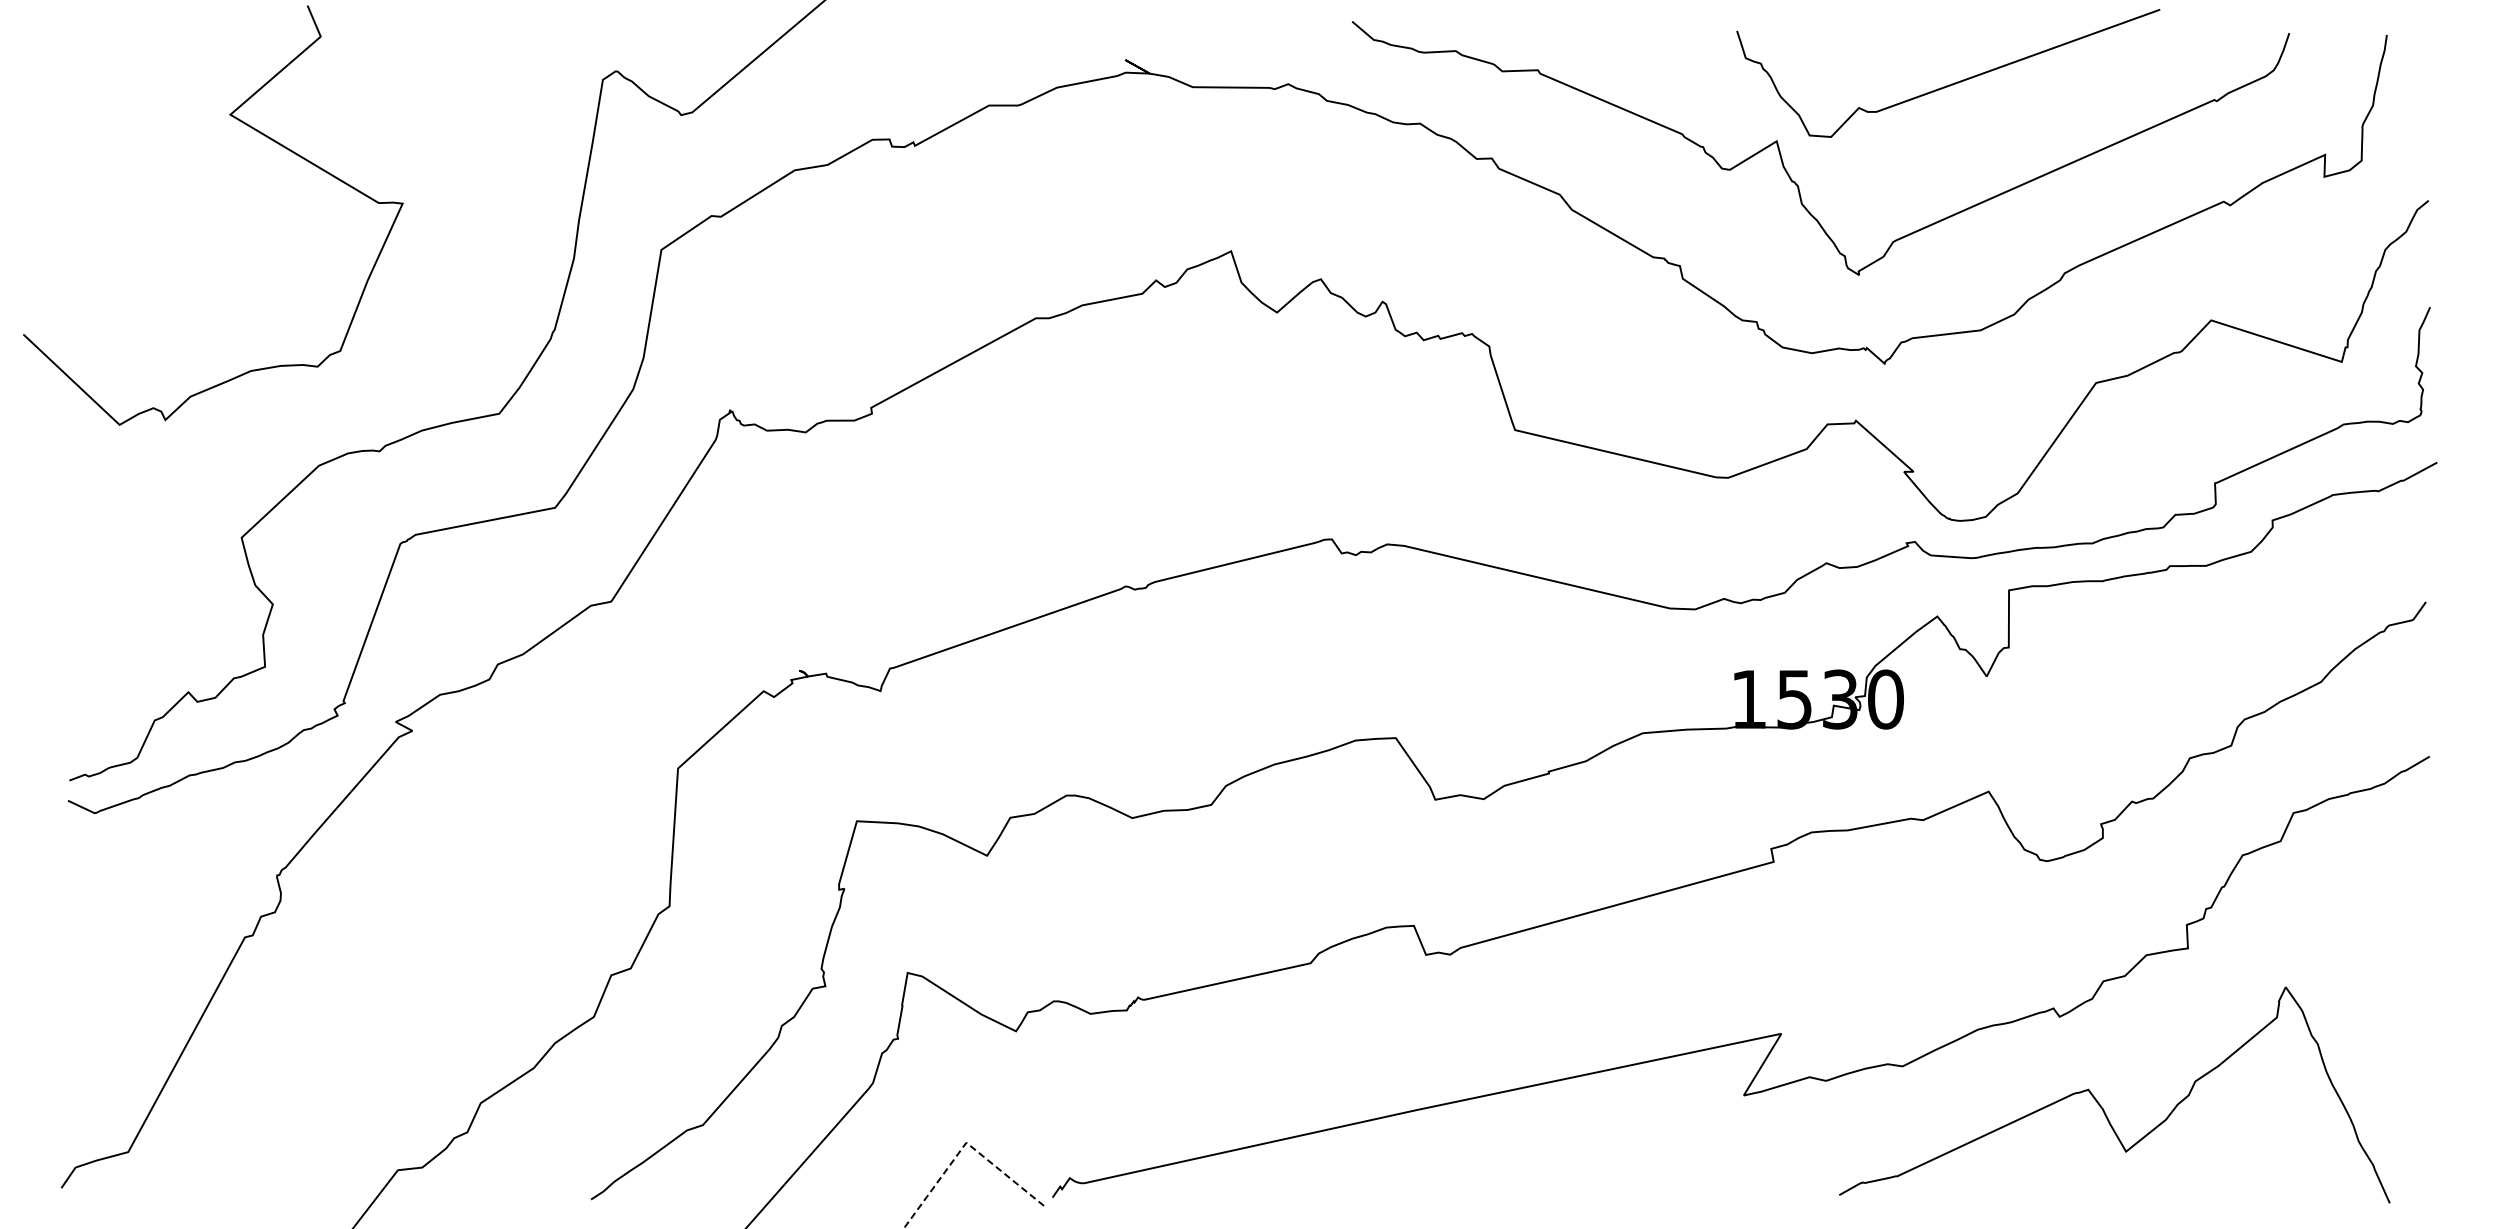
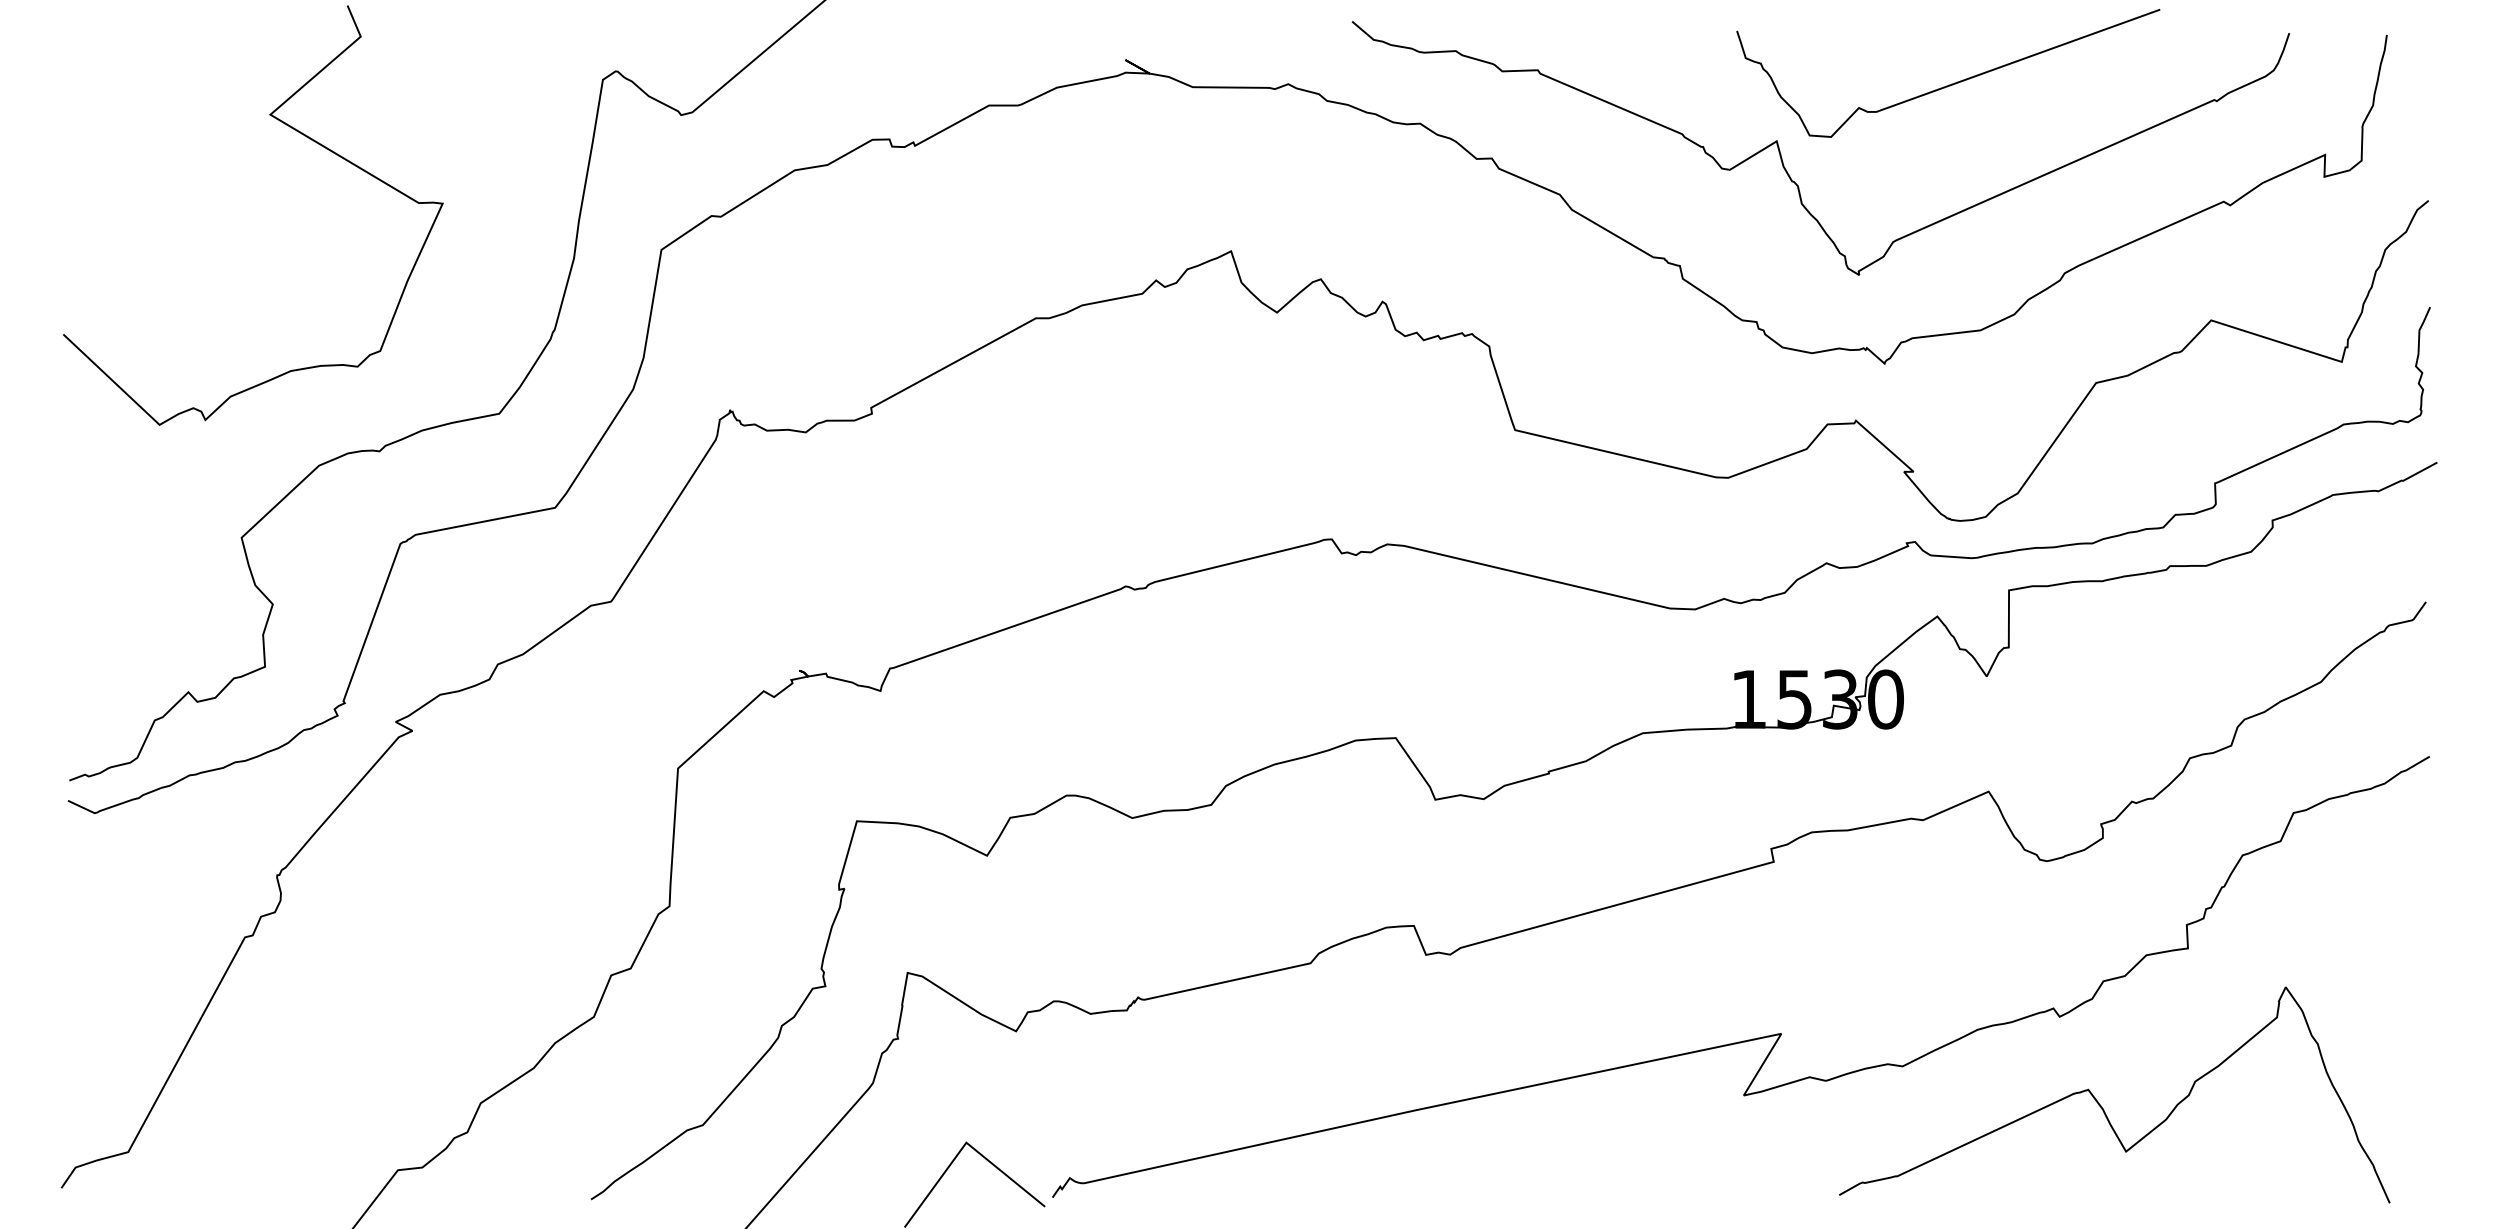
curve position: (259, 133) -> (299, 133) (299, 133)
line: dashed -> solid (965, 1143)
